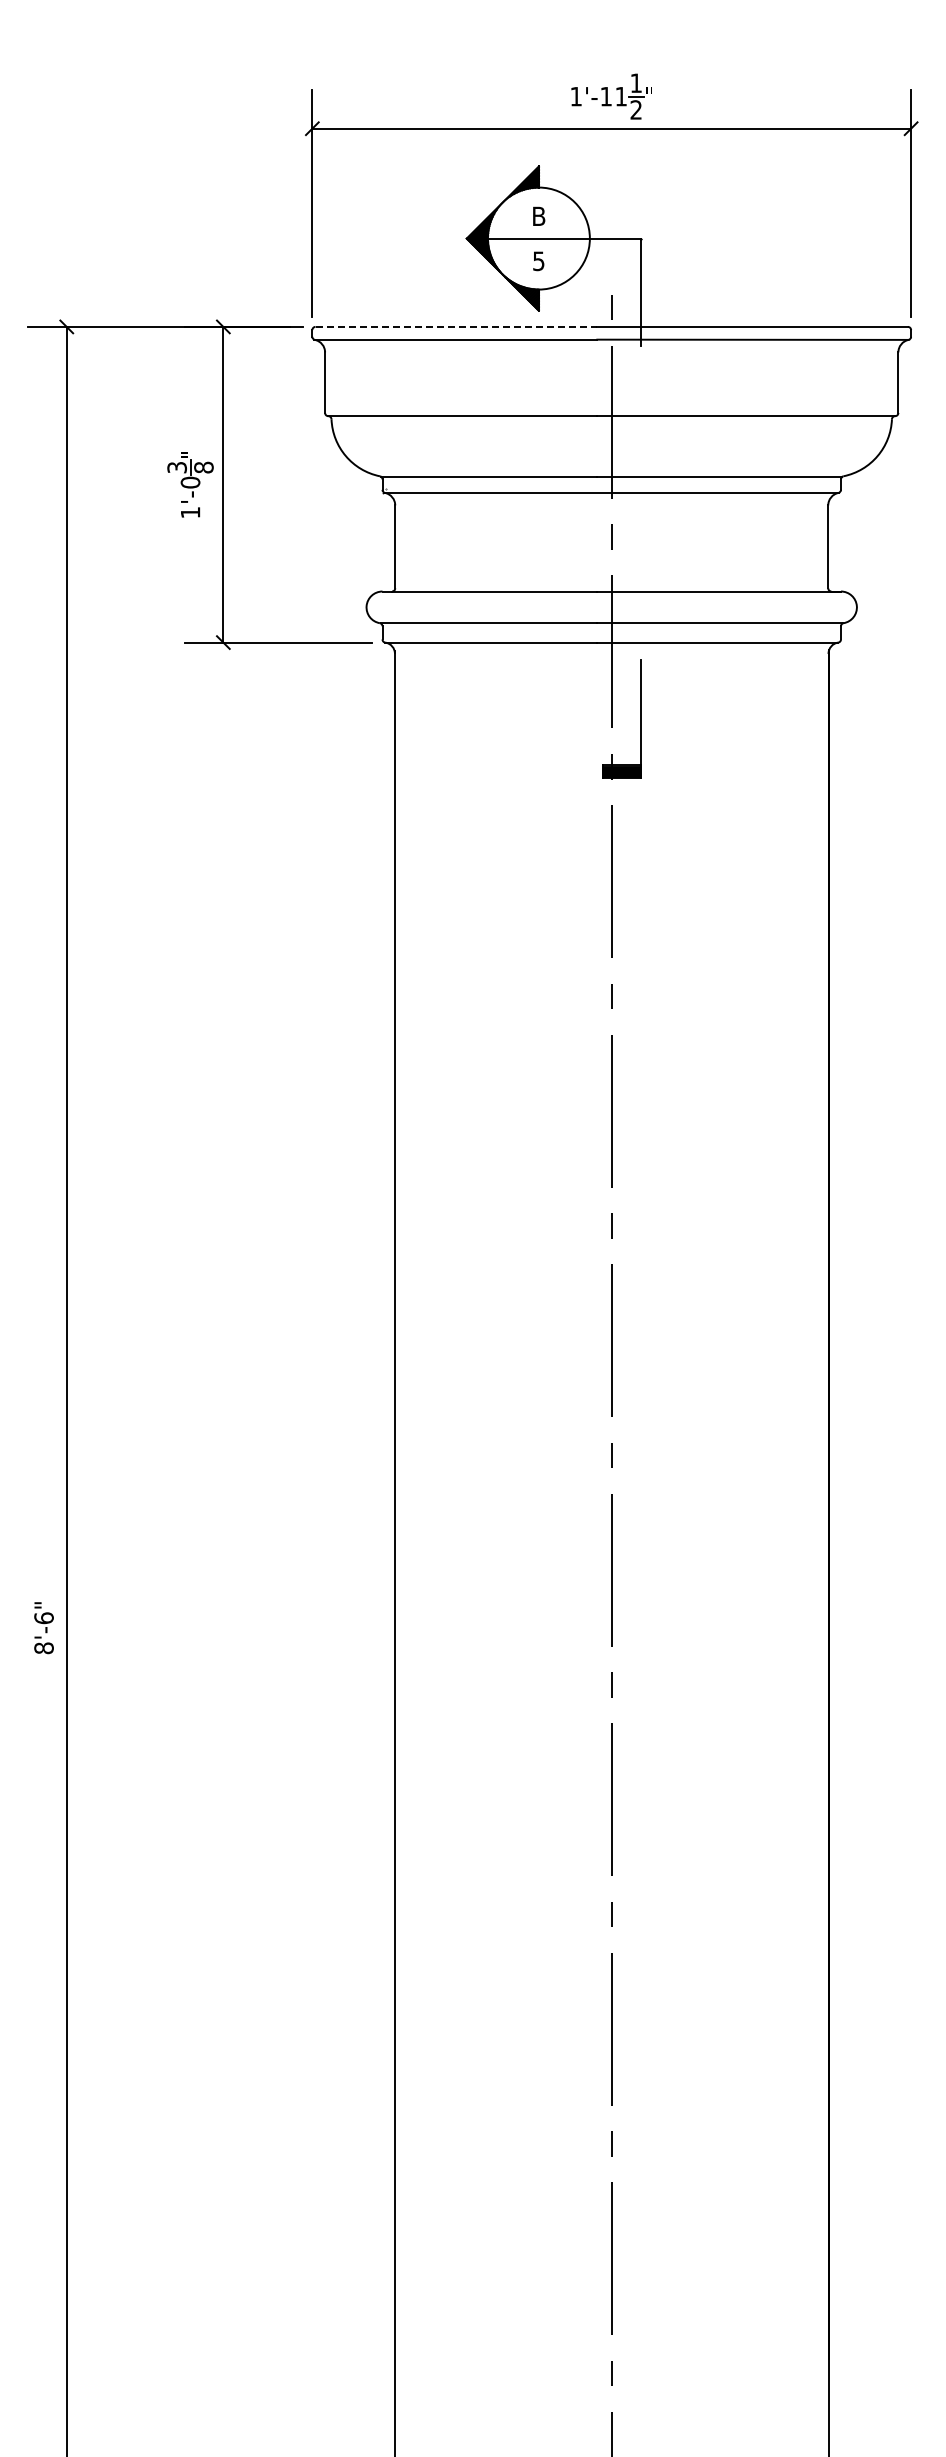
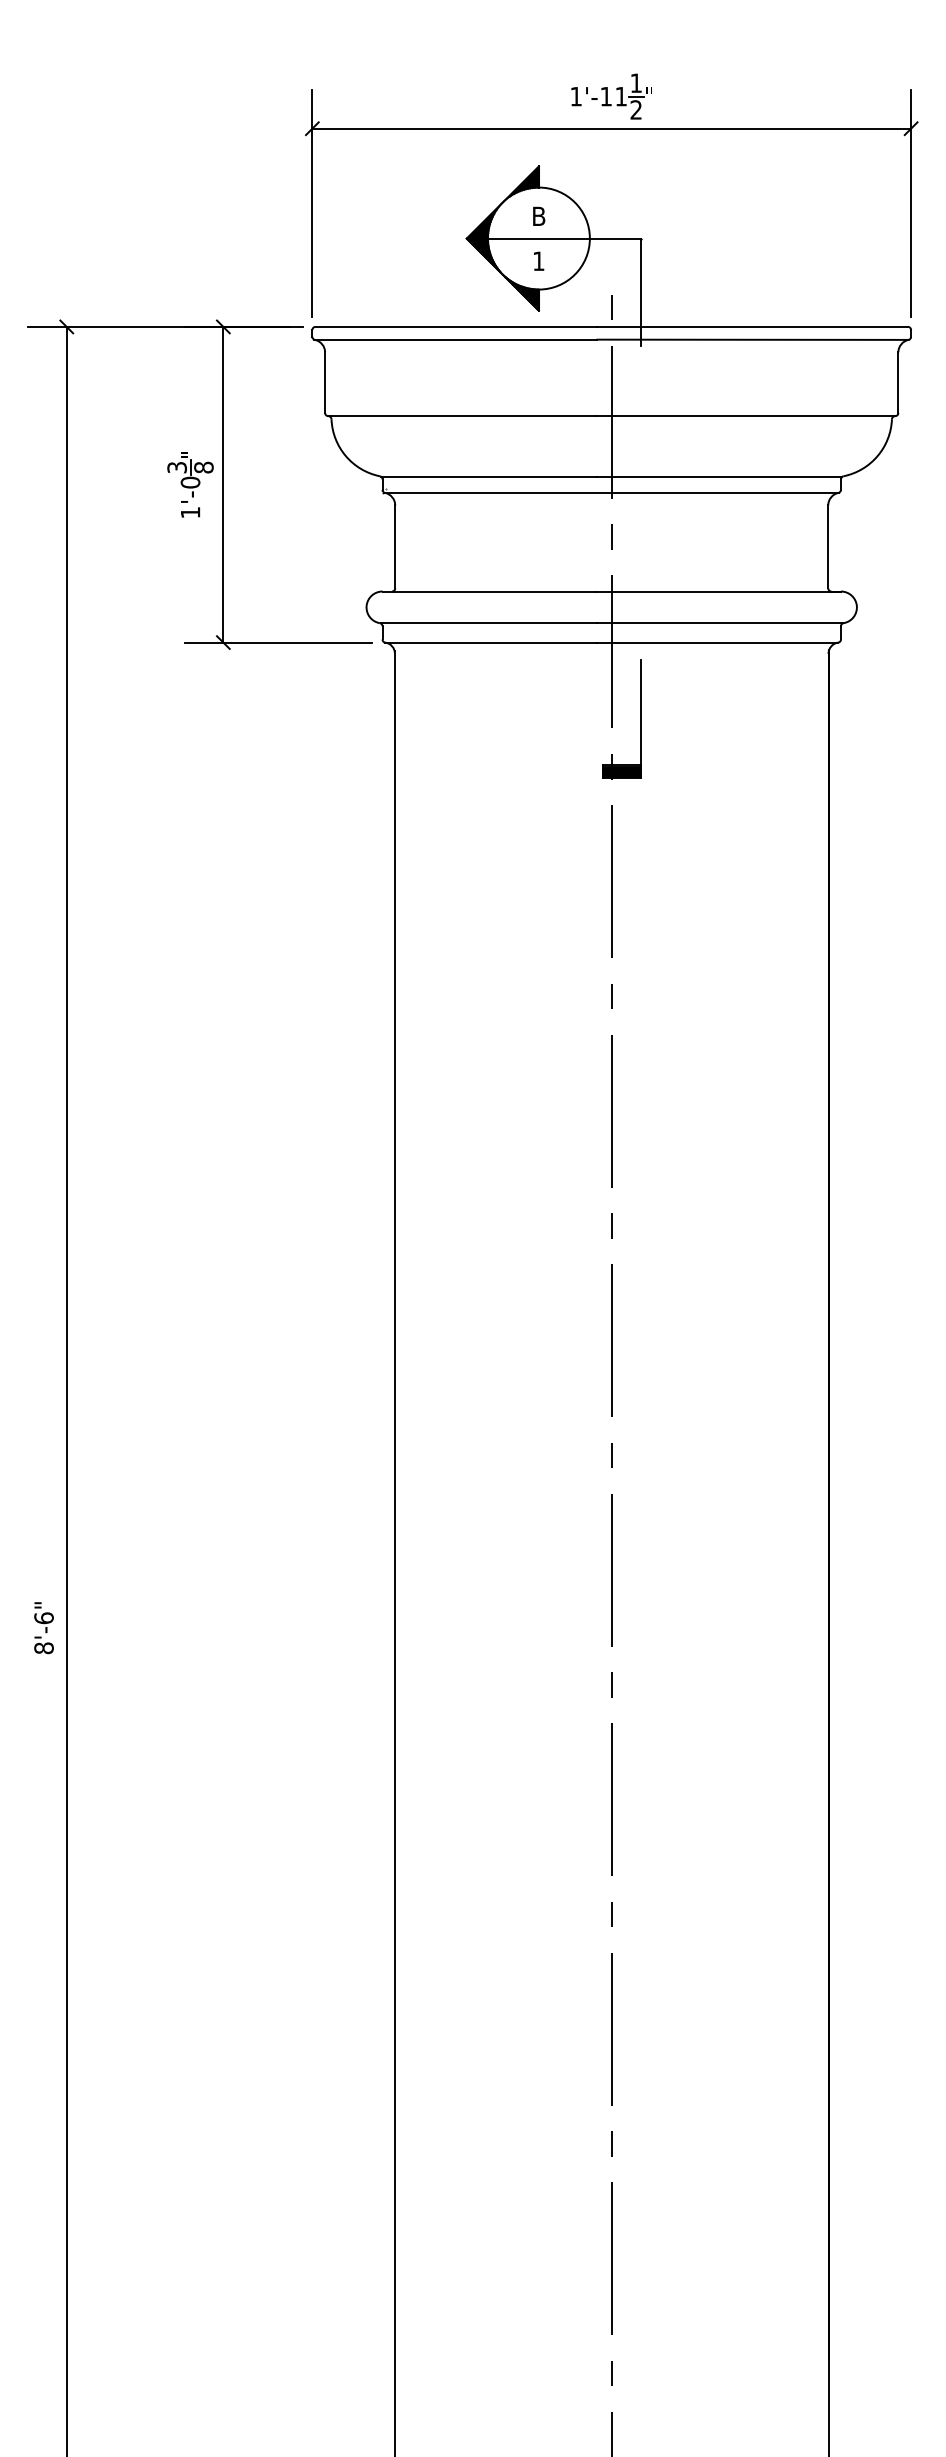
text: 5 -> 1 (538, 261)
line: dashed -> solid (456, 326)
